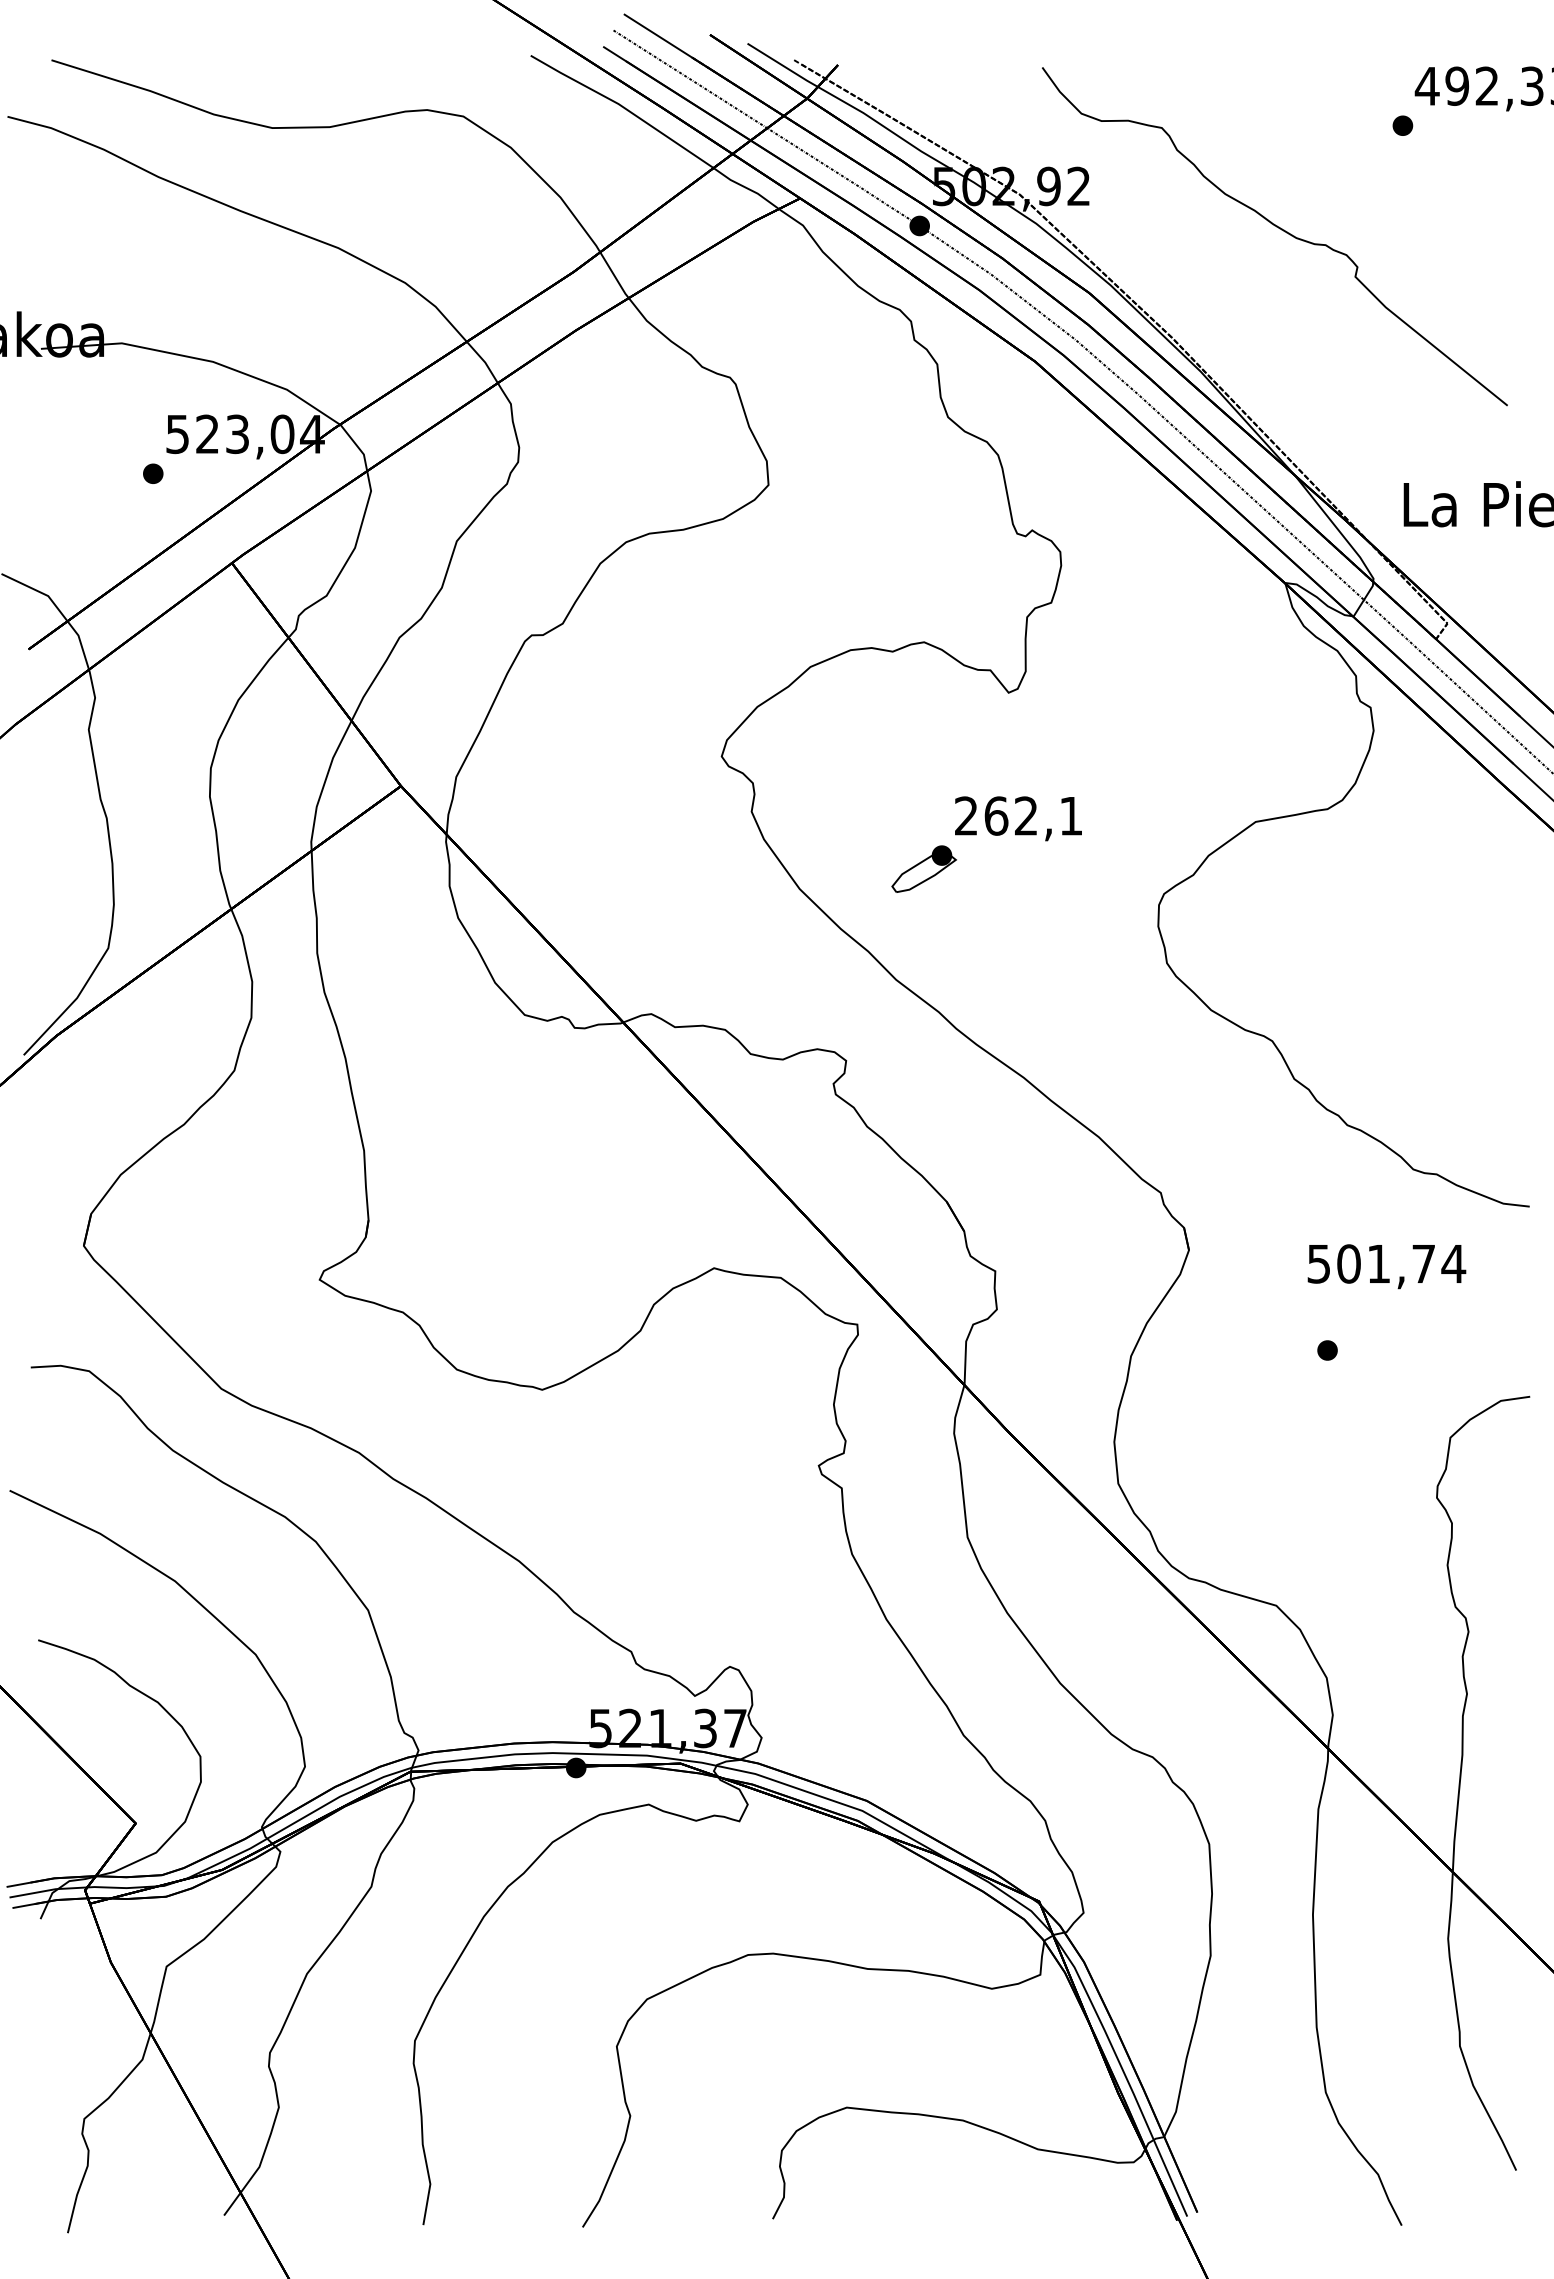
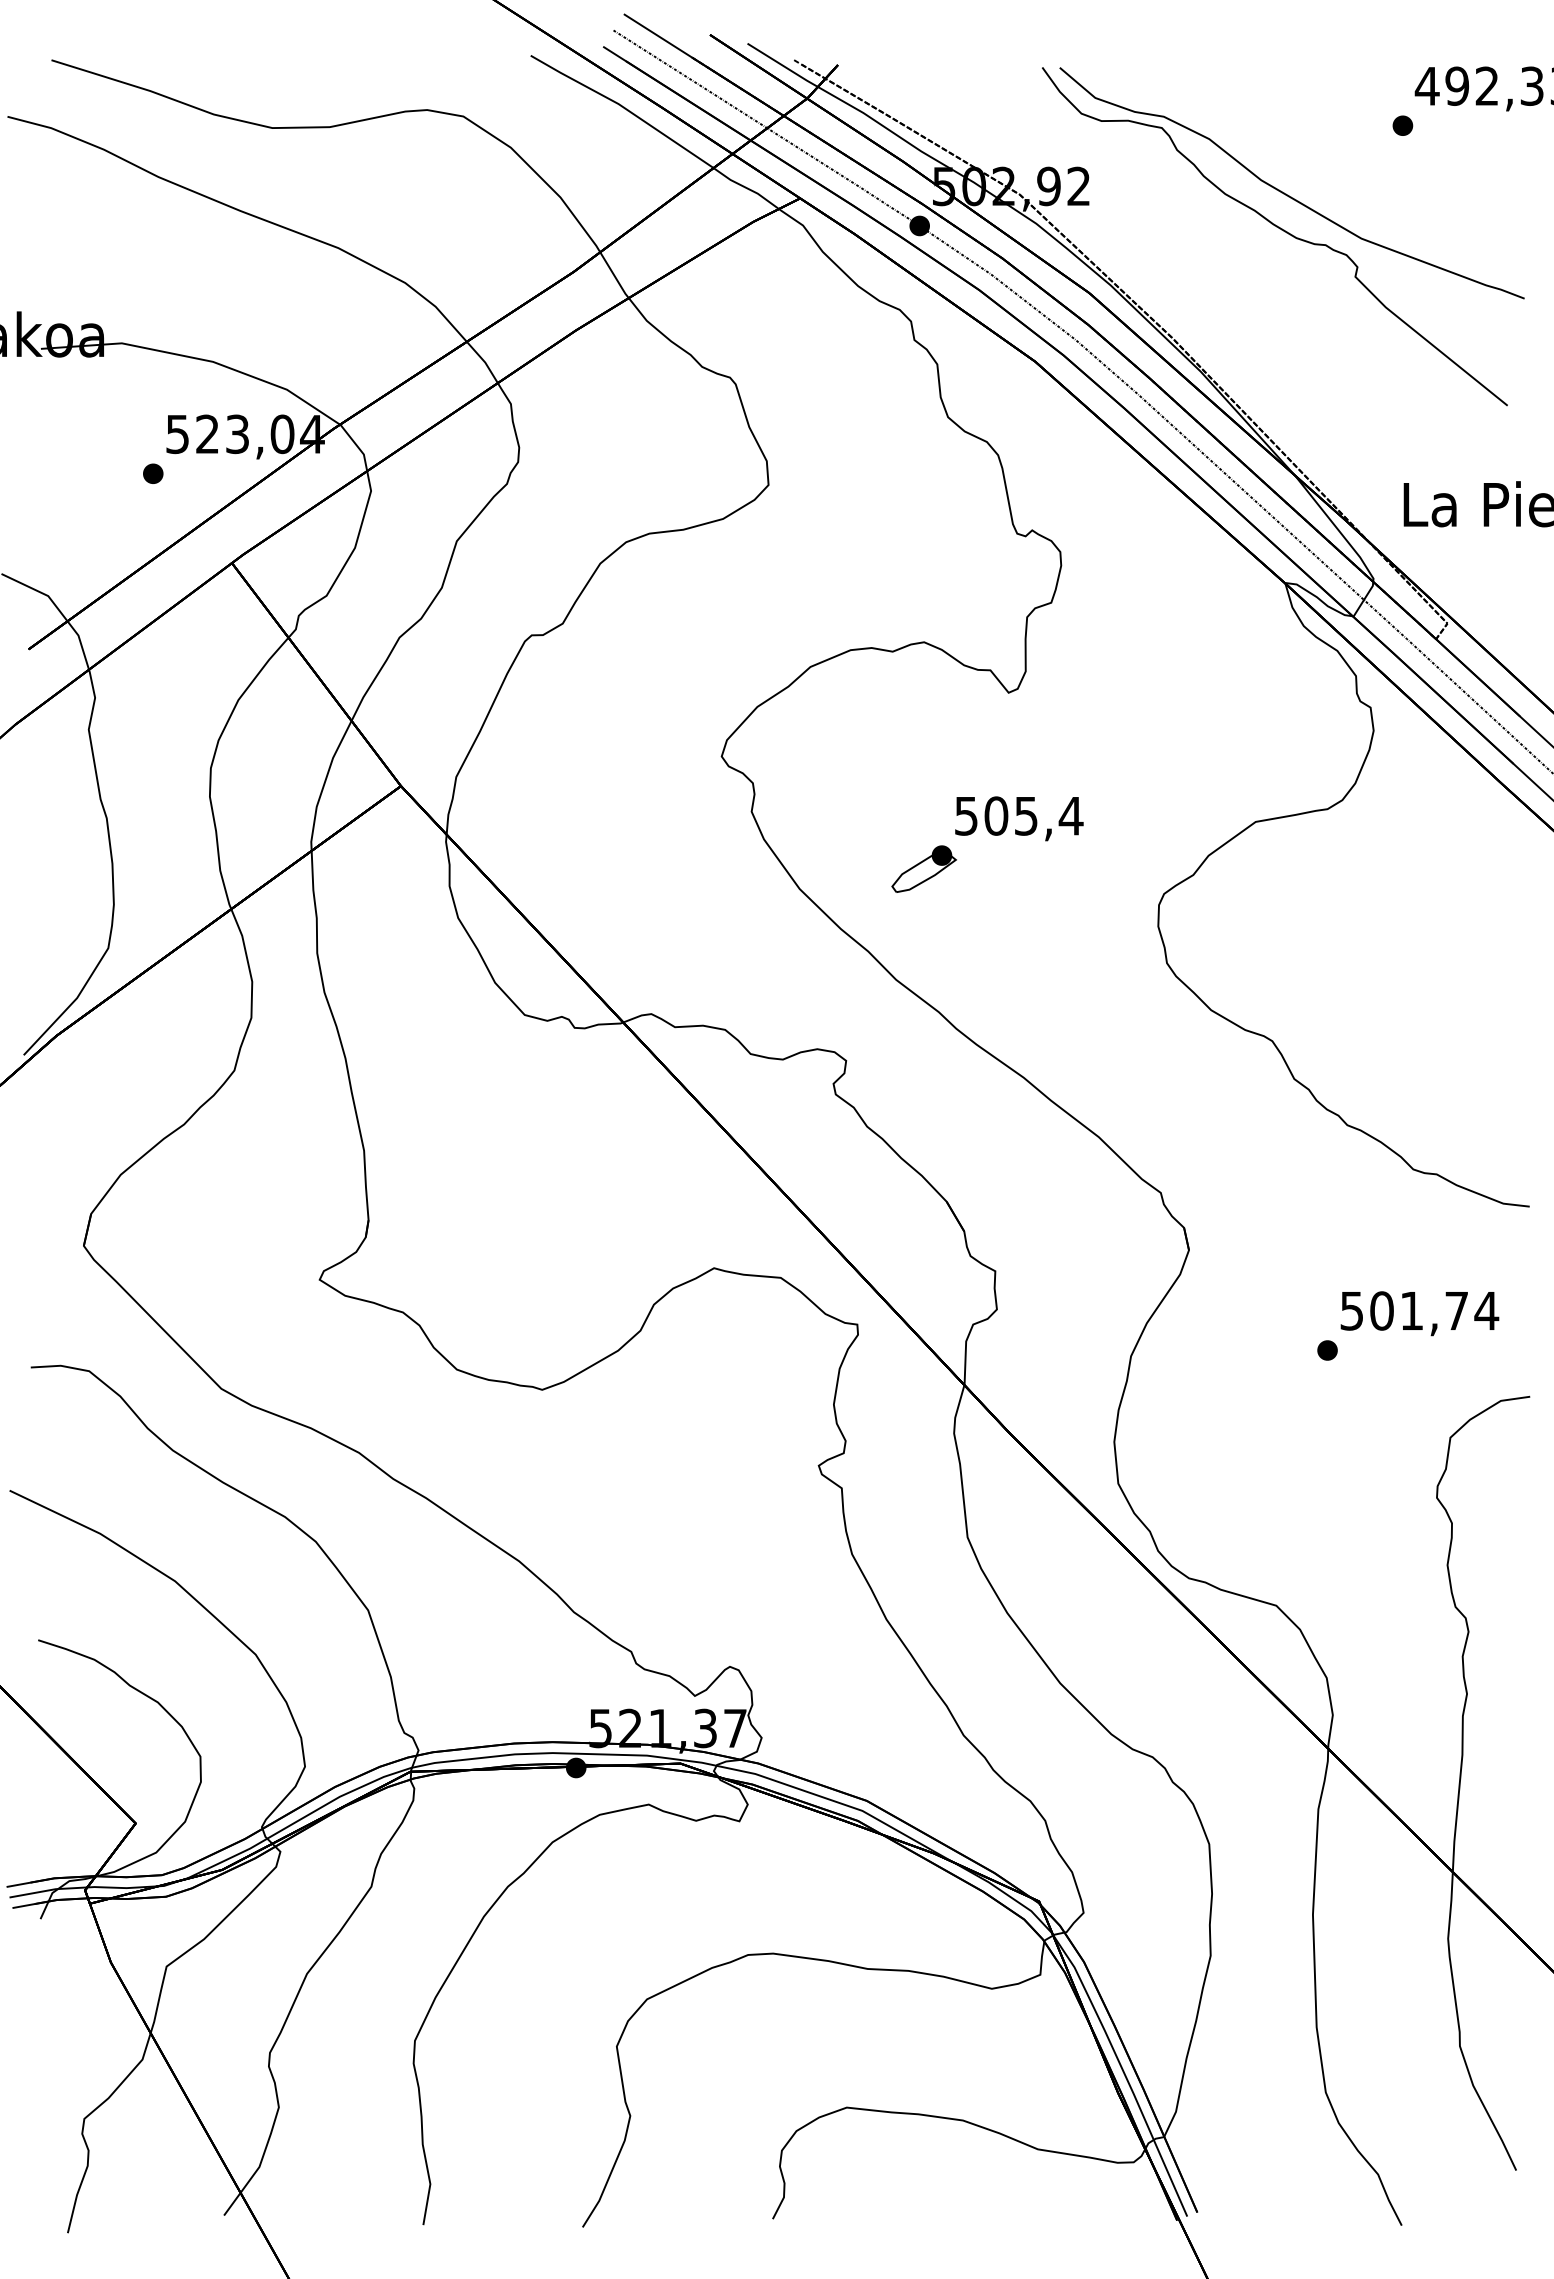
curve: none -> present (1286, 193)
text: 262,1 -> 505,4 (1019, 815)
text position: (1386, 1266) -> (1419, 1313) (1419, 1313)
